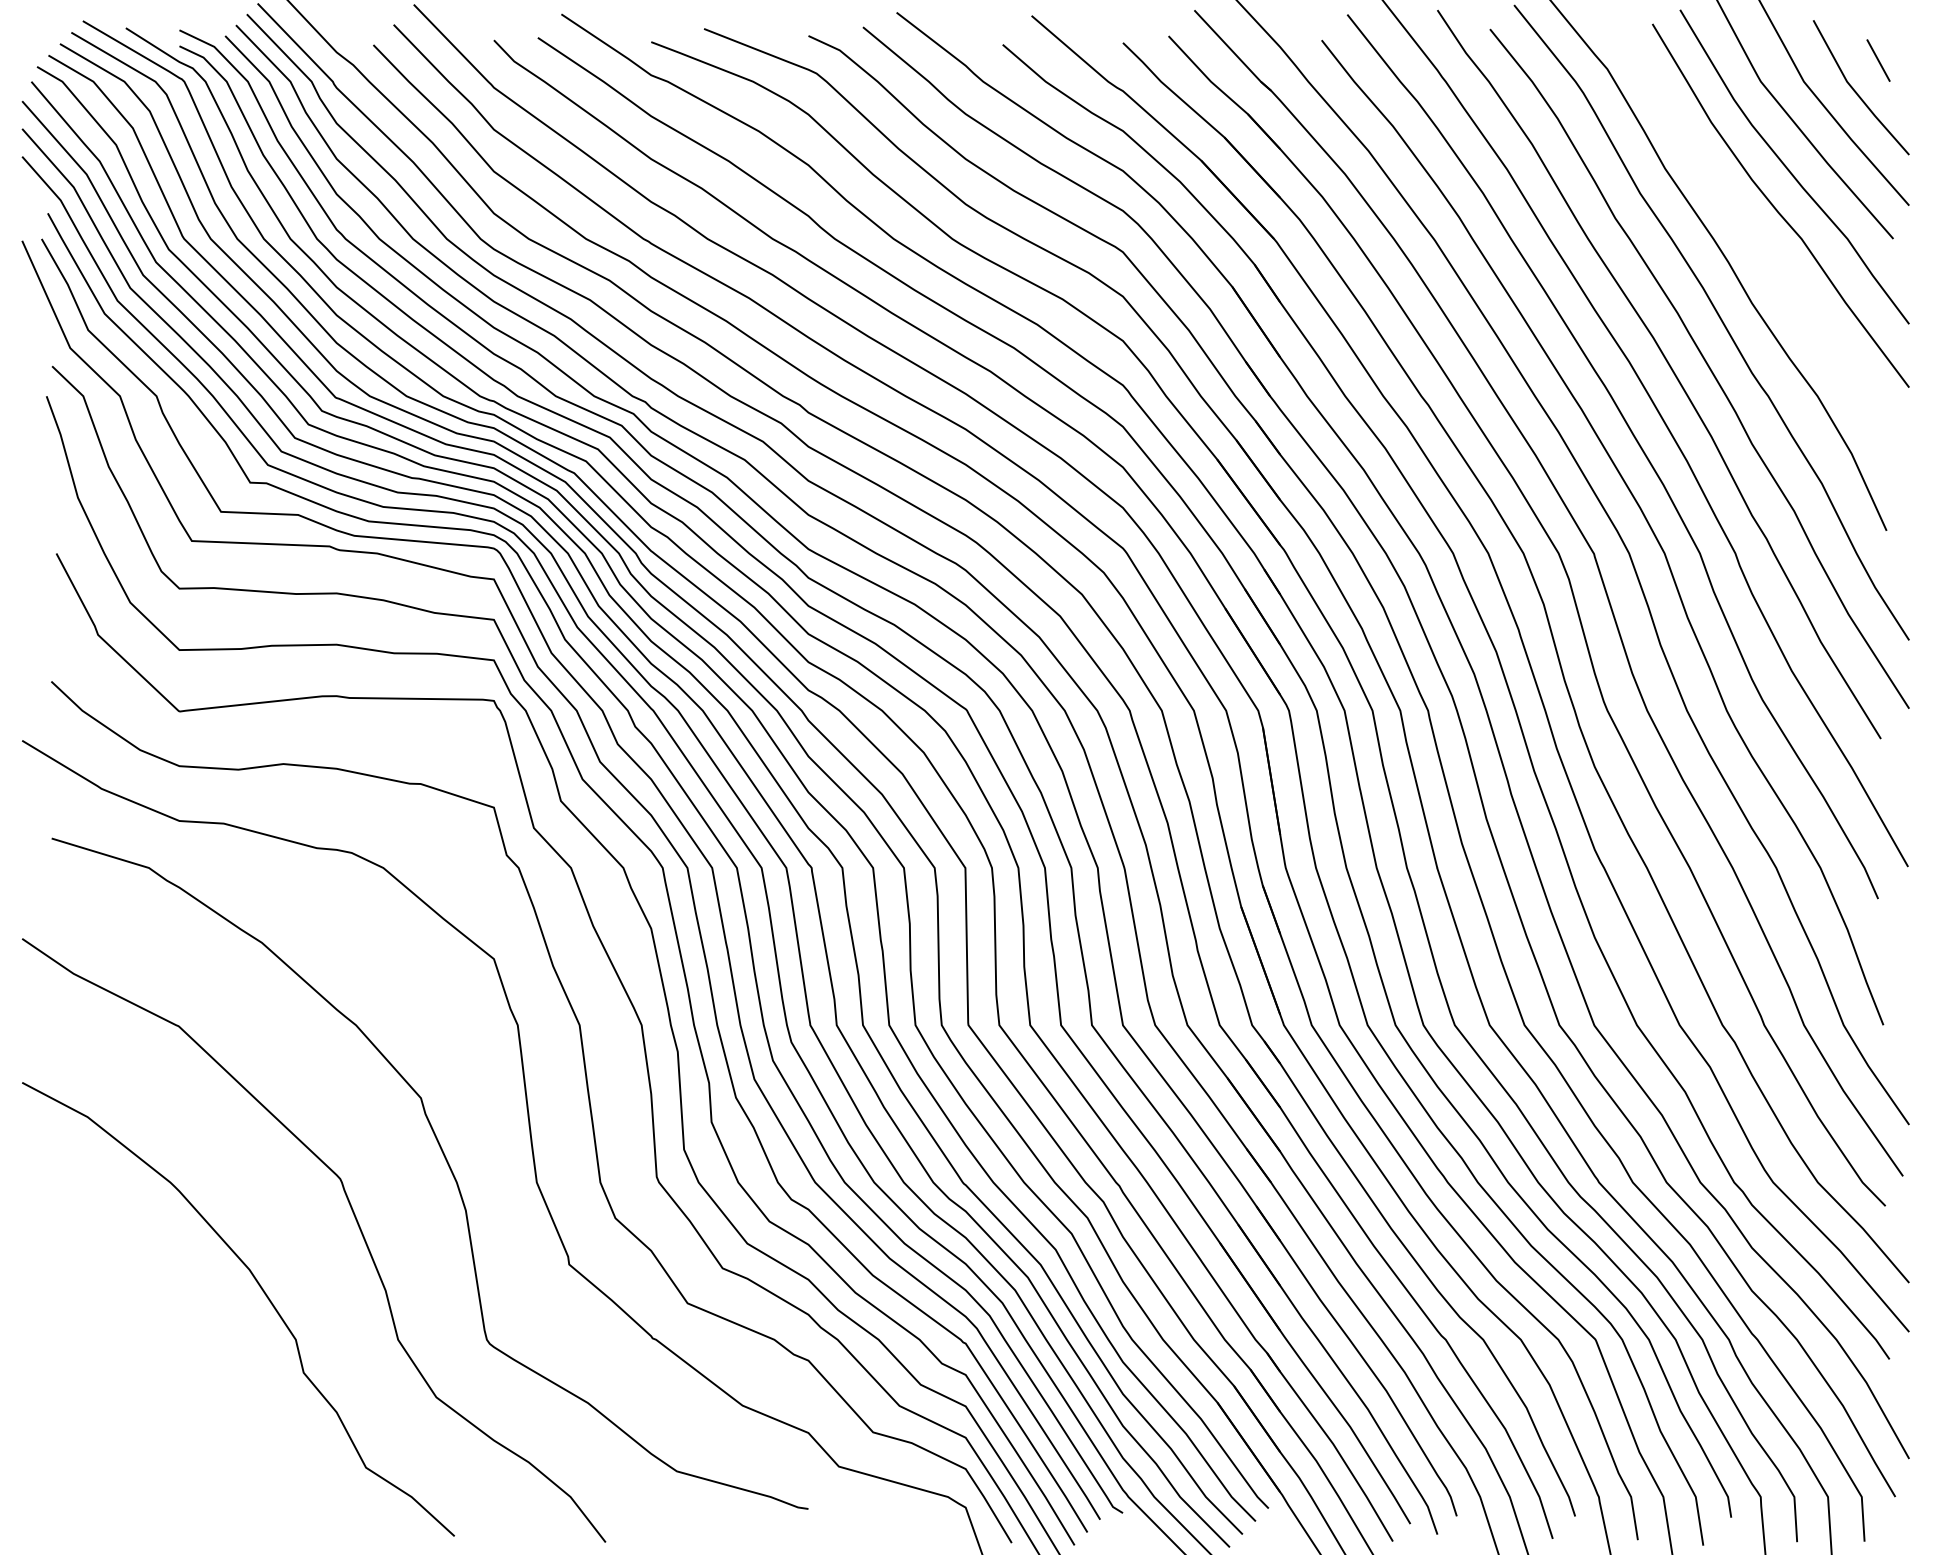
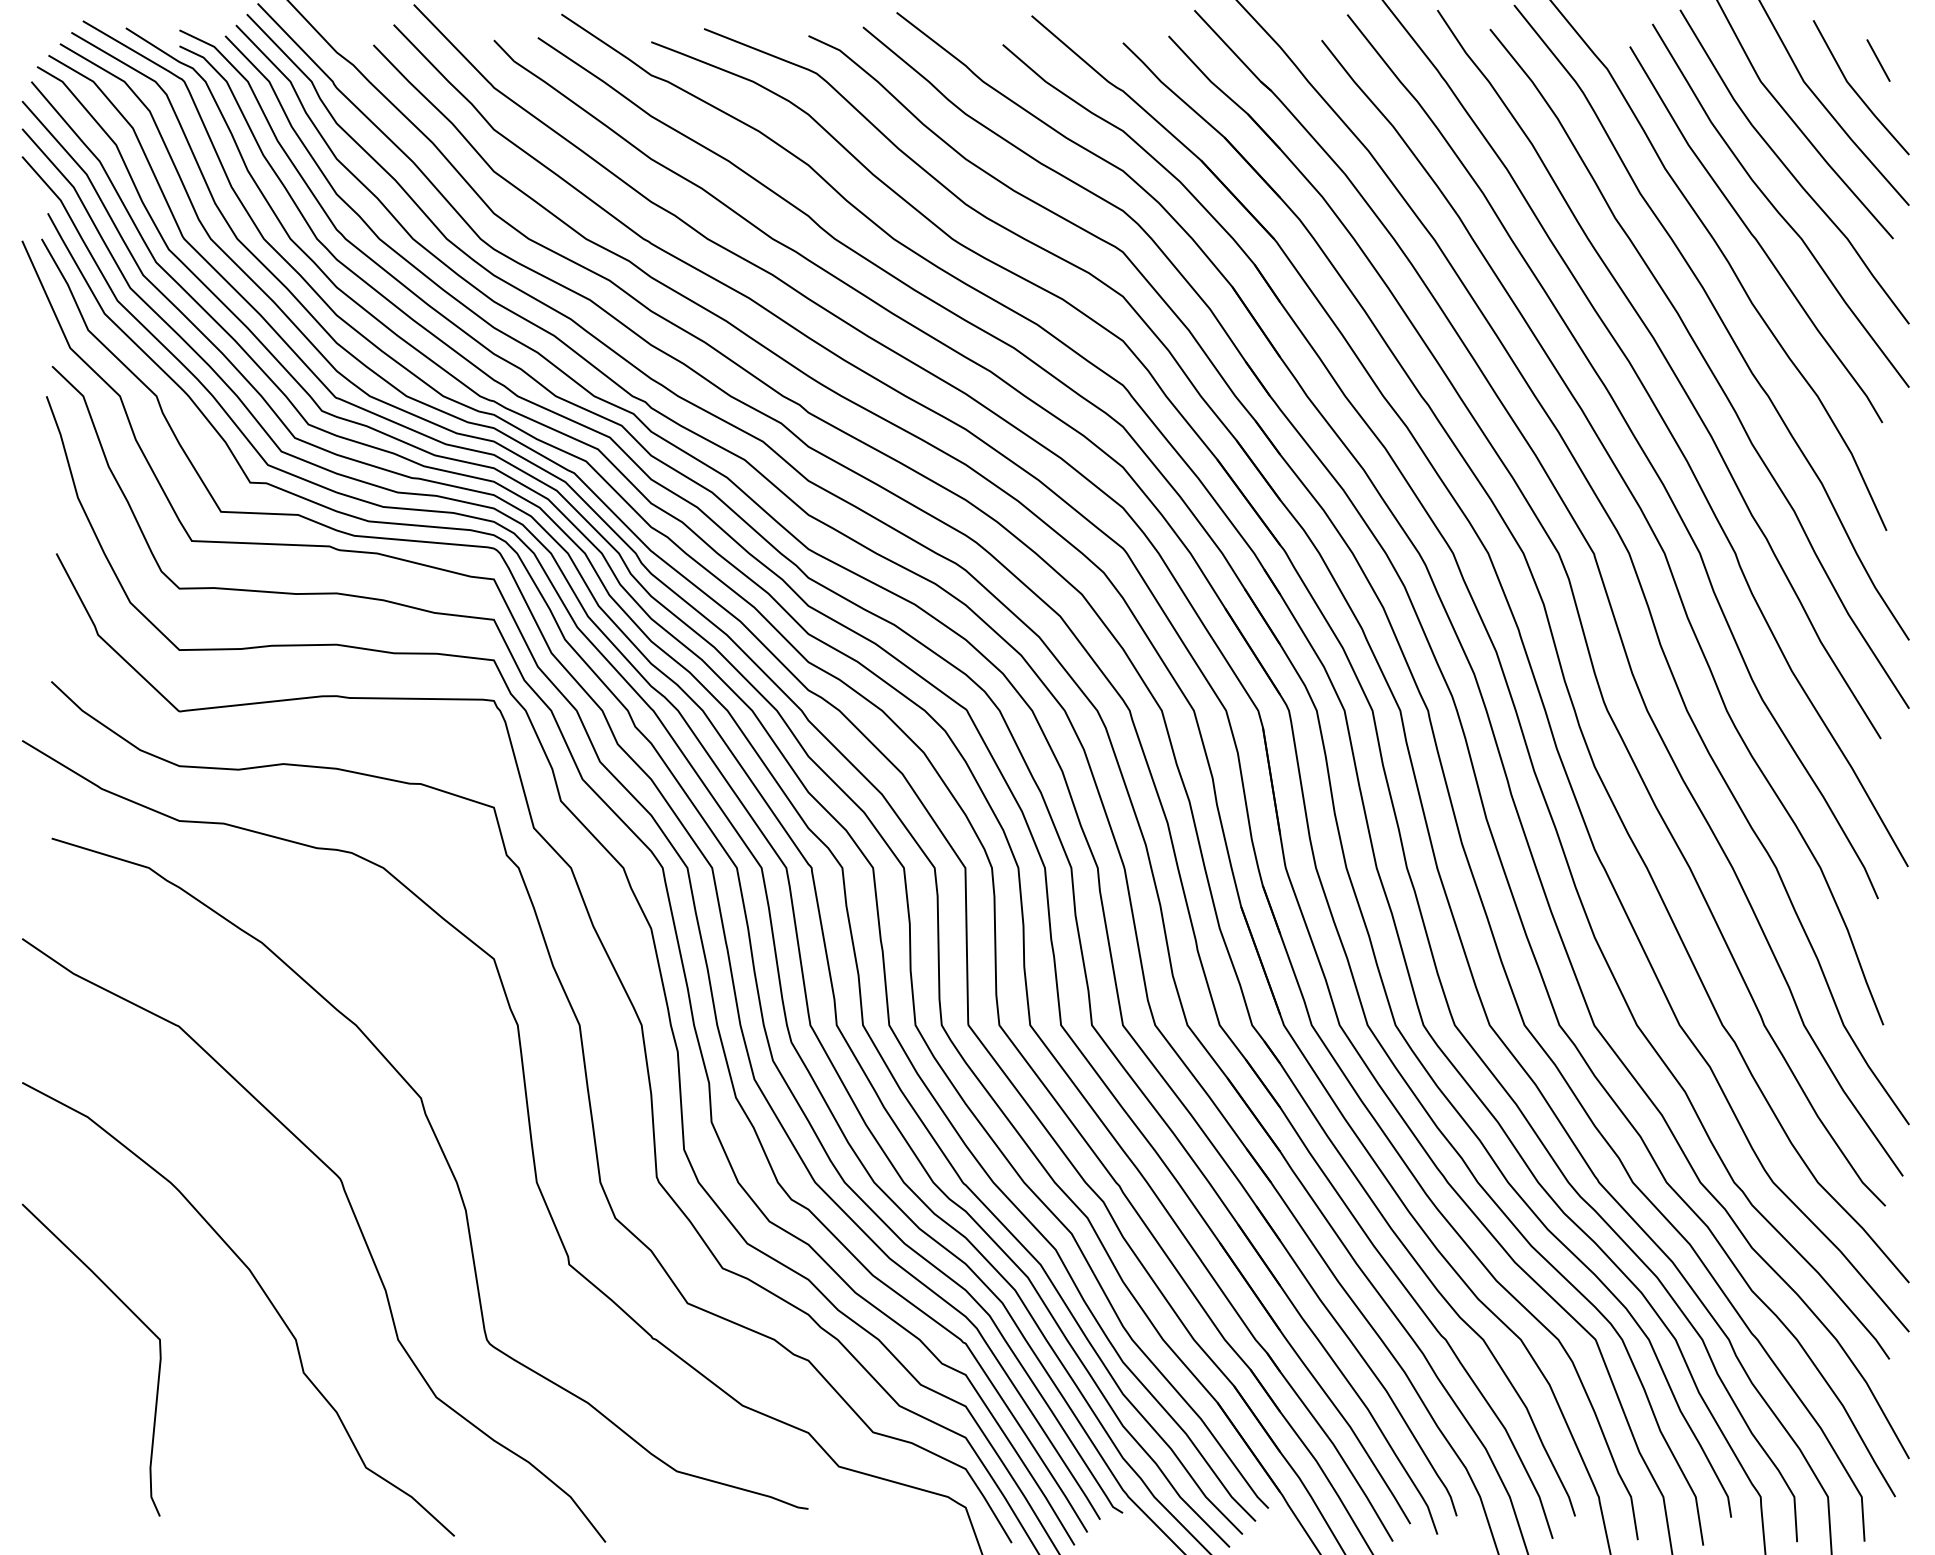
curve: none -> present (1754, 236)
curve: none -> present (134, 1315)
